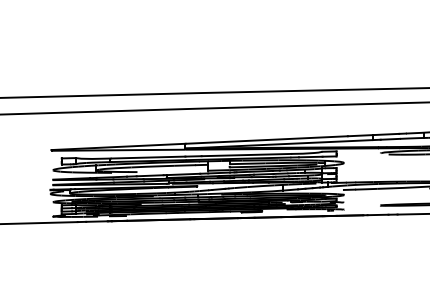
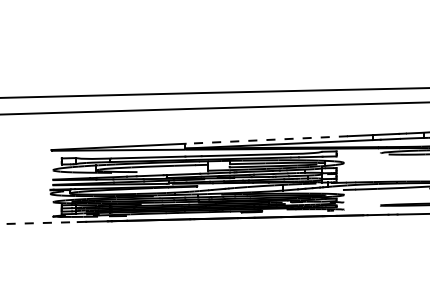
line: solid -> dashed (266, 140)
line: solid -> dashed (39, 223)
